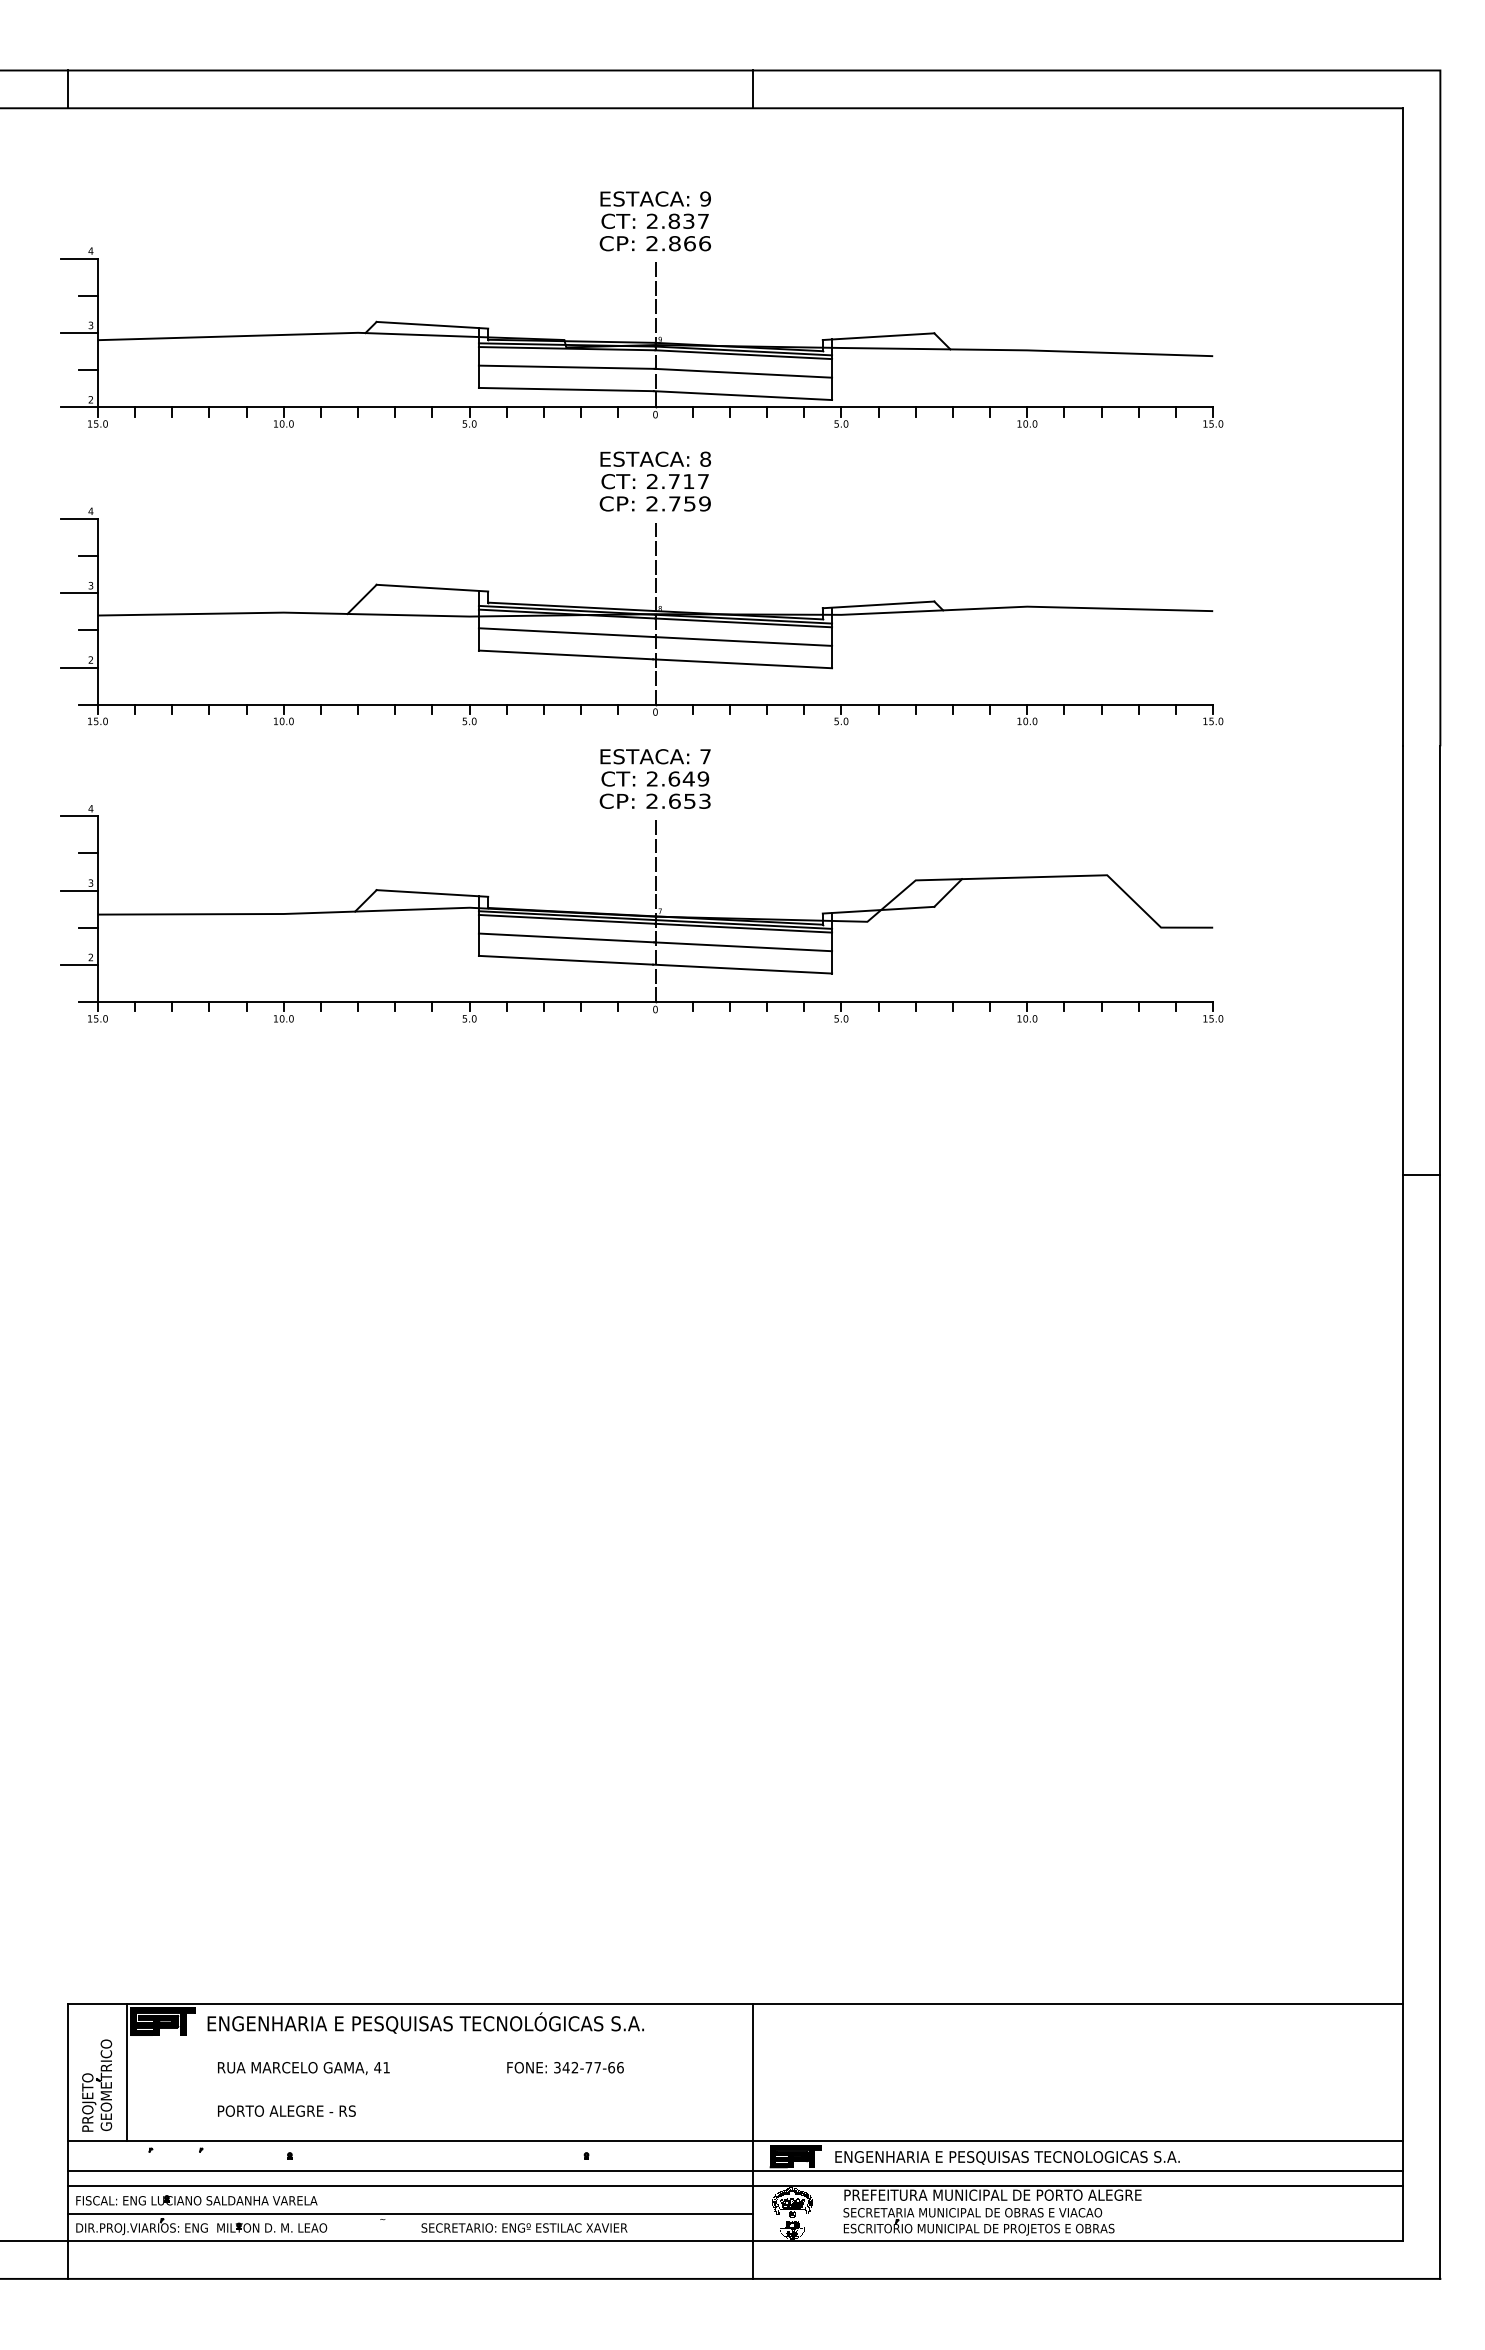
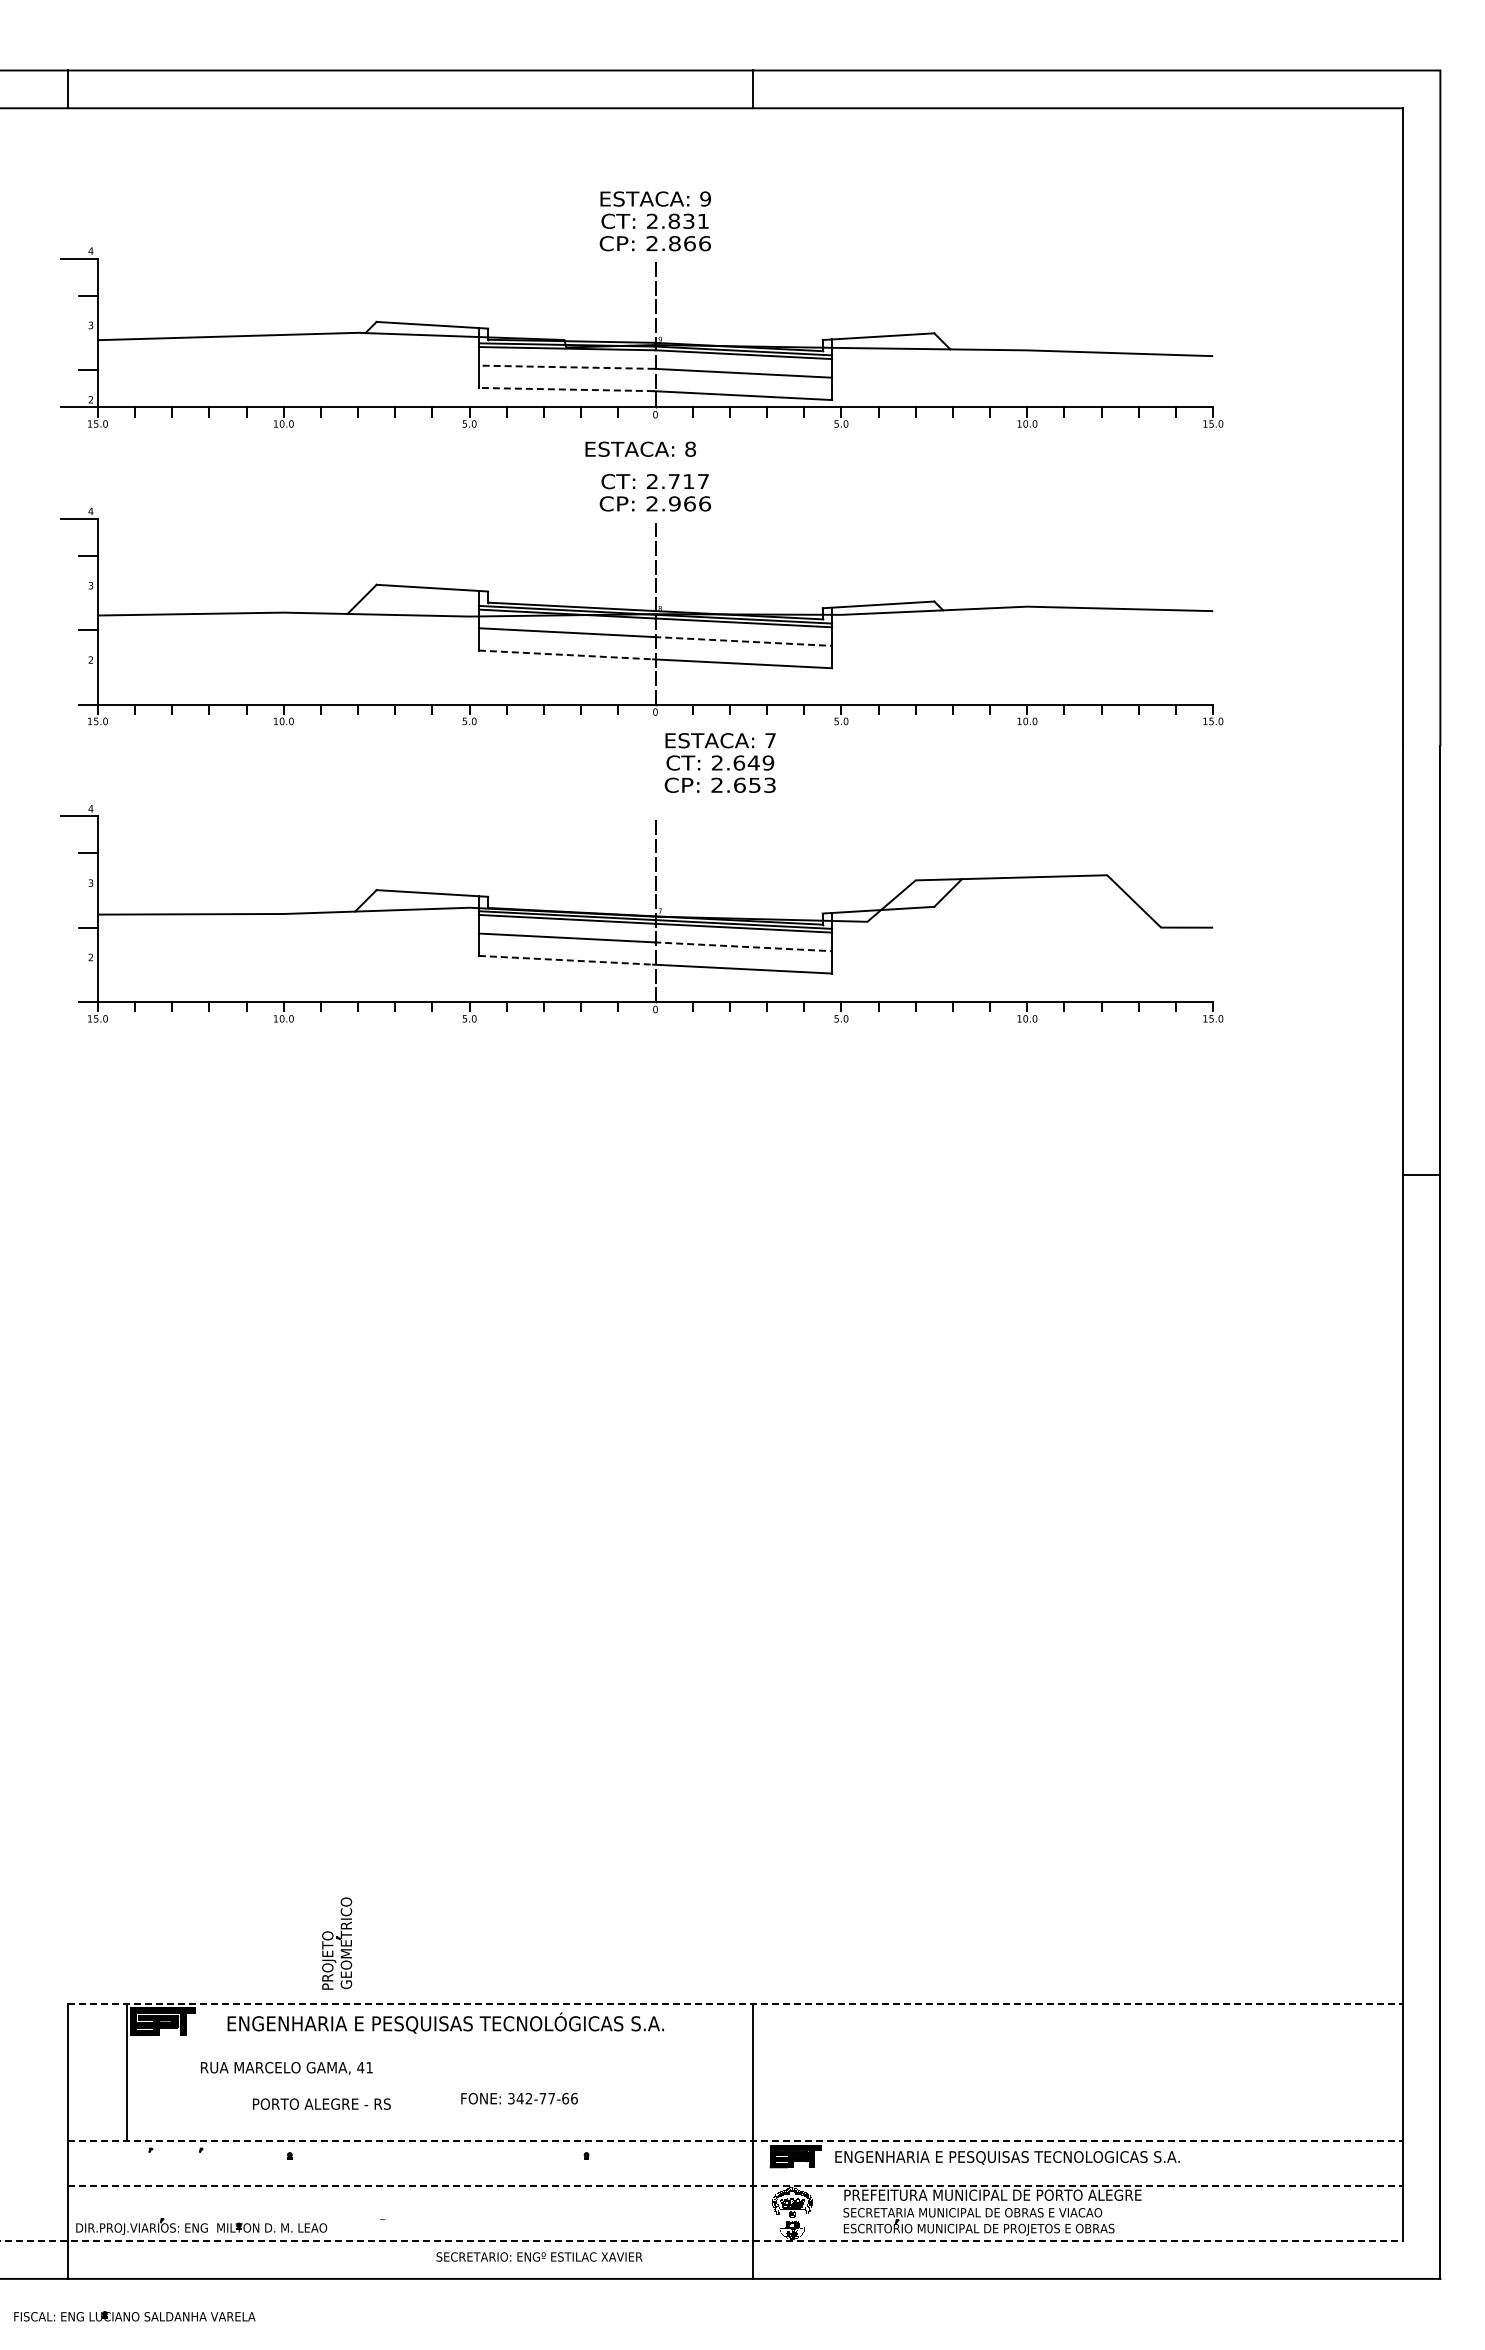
text: 2.837 -> 2.831 (703, 221)
line: present -> none (78, 332)
line: solid -> dashed (566, 367)
line: solid -> dashed (565, 389)
text position: (655, 458) -> (640, 448) (640, 448)
text: 2.759 -> 2.966 (689, 503)
line: present -> none (78, 593)
line: solid -> dashed (743, 641)
line: solid -> dashed (566, 654)
line: present -> none (78, 667)
text position: (654, 778) -> (719, 762) (719, 762)
line: present -> none (78, 890)
line: solid -> dashed (743, 946)
line: solid -> dashed (566, 960)
line: present -> none (78, 964)
line: solid -> dashed (735, 2003)
text position: (425, 2022) -> (445, 2022) (445, 2022)
text position: (565, 2067) -> (519, 2098) (519, 2098)
text position: (303, 2068) -> (286, 2068) (286, 2068)
part position: (97, 2085) -> (337, 1943) (337, 1943)
text position: (286, 2110) -> (321, 2103) (321, 2103)
line: solid -> dashed (735, 2141)
line: present -> none (735, 2171)
line: solid -> dashed (735, 2185)
part position: (196, 2200) -> (134, 2316) (134, 2316)
line: present -> none (409, 2213)
text position: (524, 2227) -> (539, 2256) (539, 2256)
line: solid -> dashed (701, 2241)
